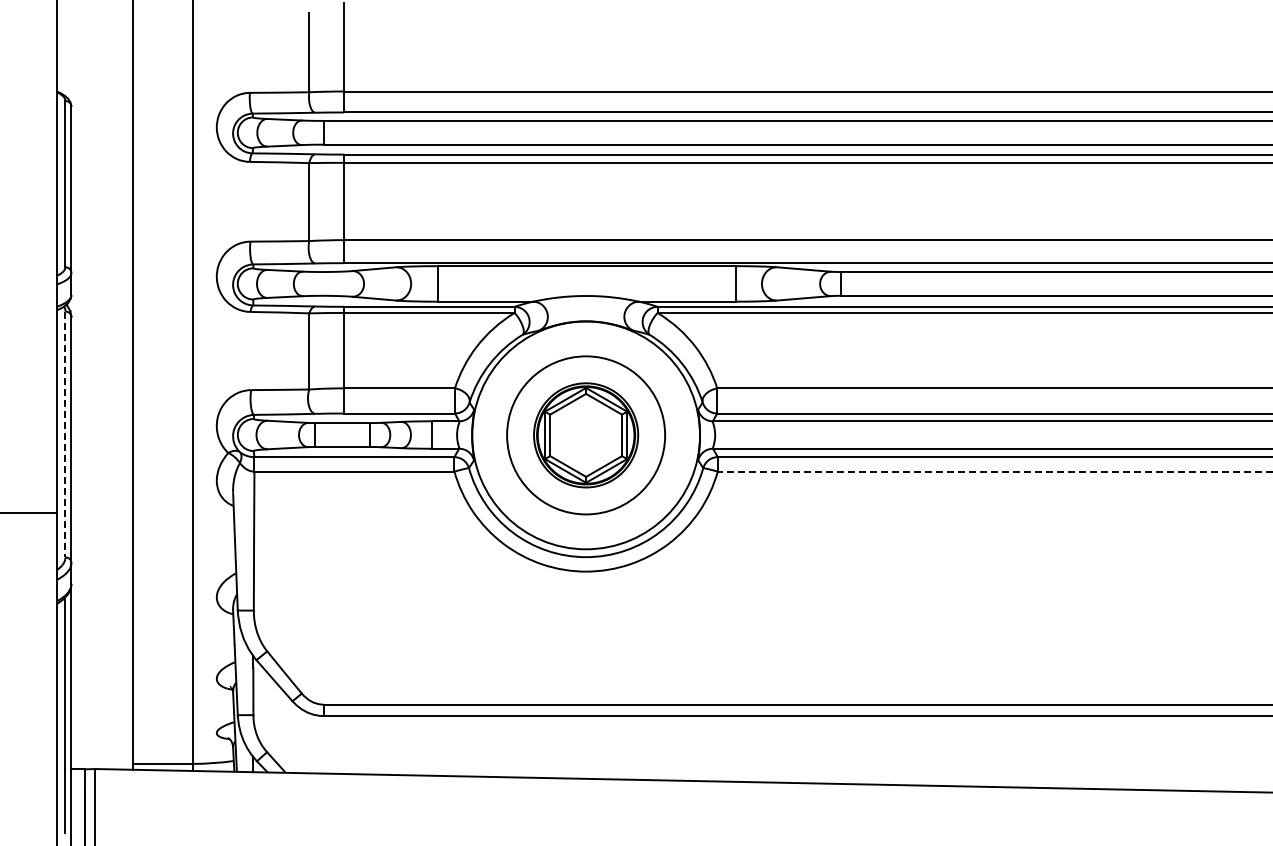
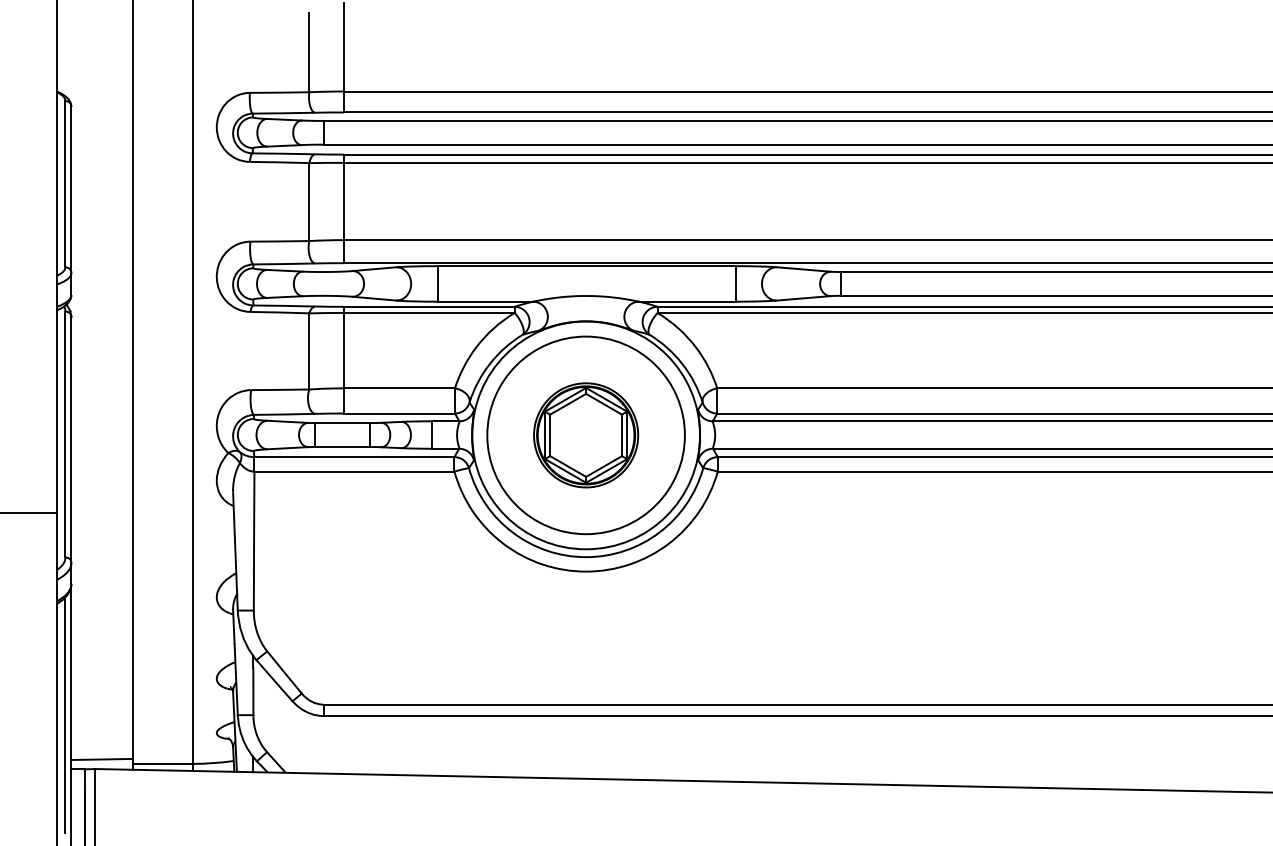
line: dashed -> solid (65, 434)
circle diameter: 158 px -> 198 px (585, 435)
line: dashed -> solid (994, 471)
line: none -> present (101, 759)
